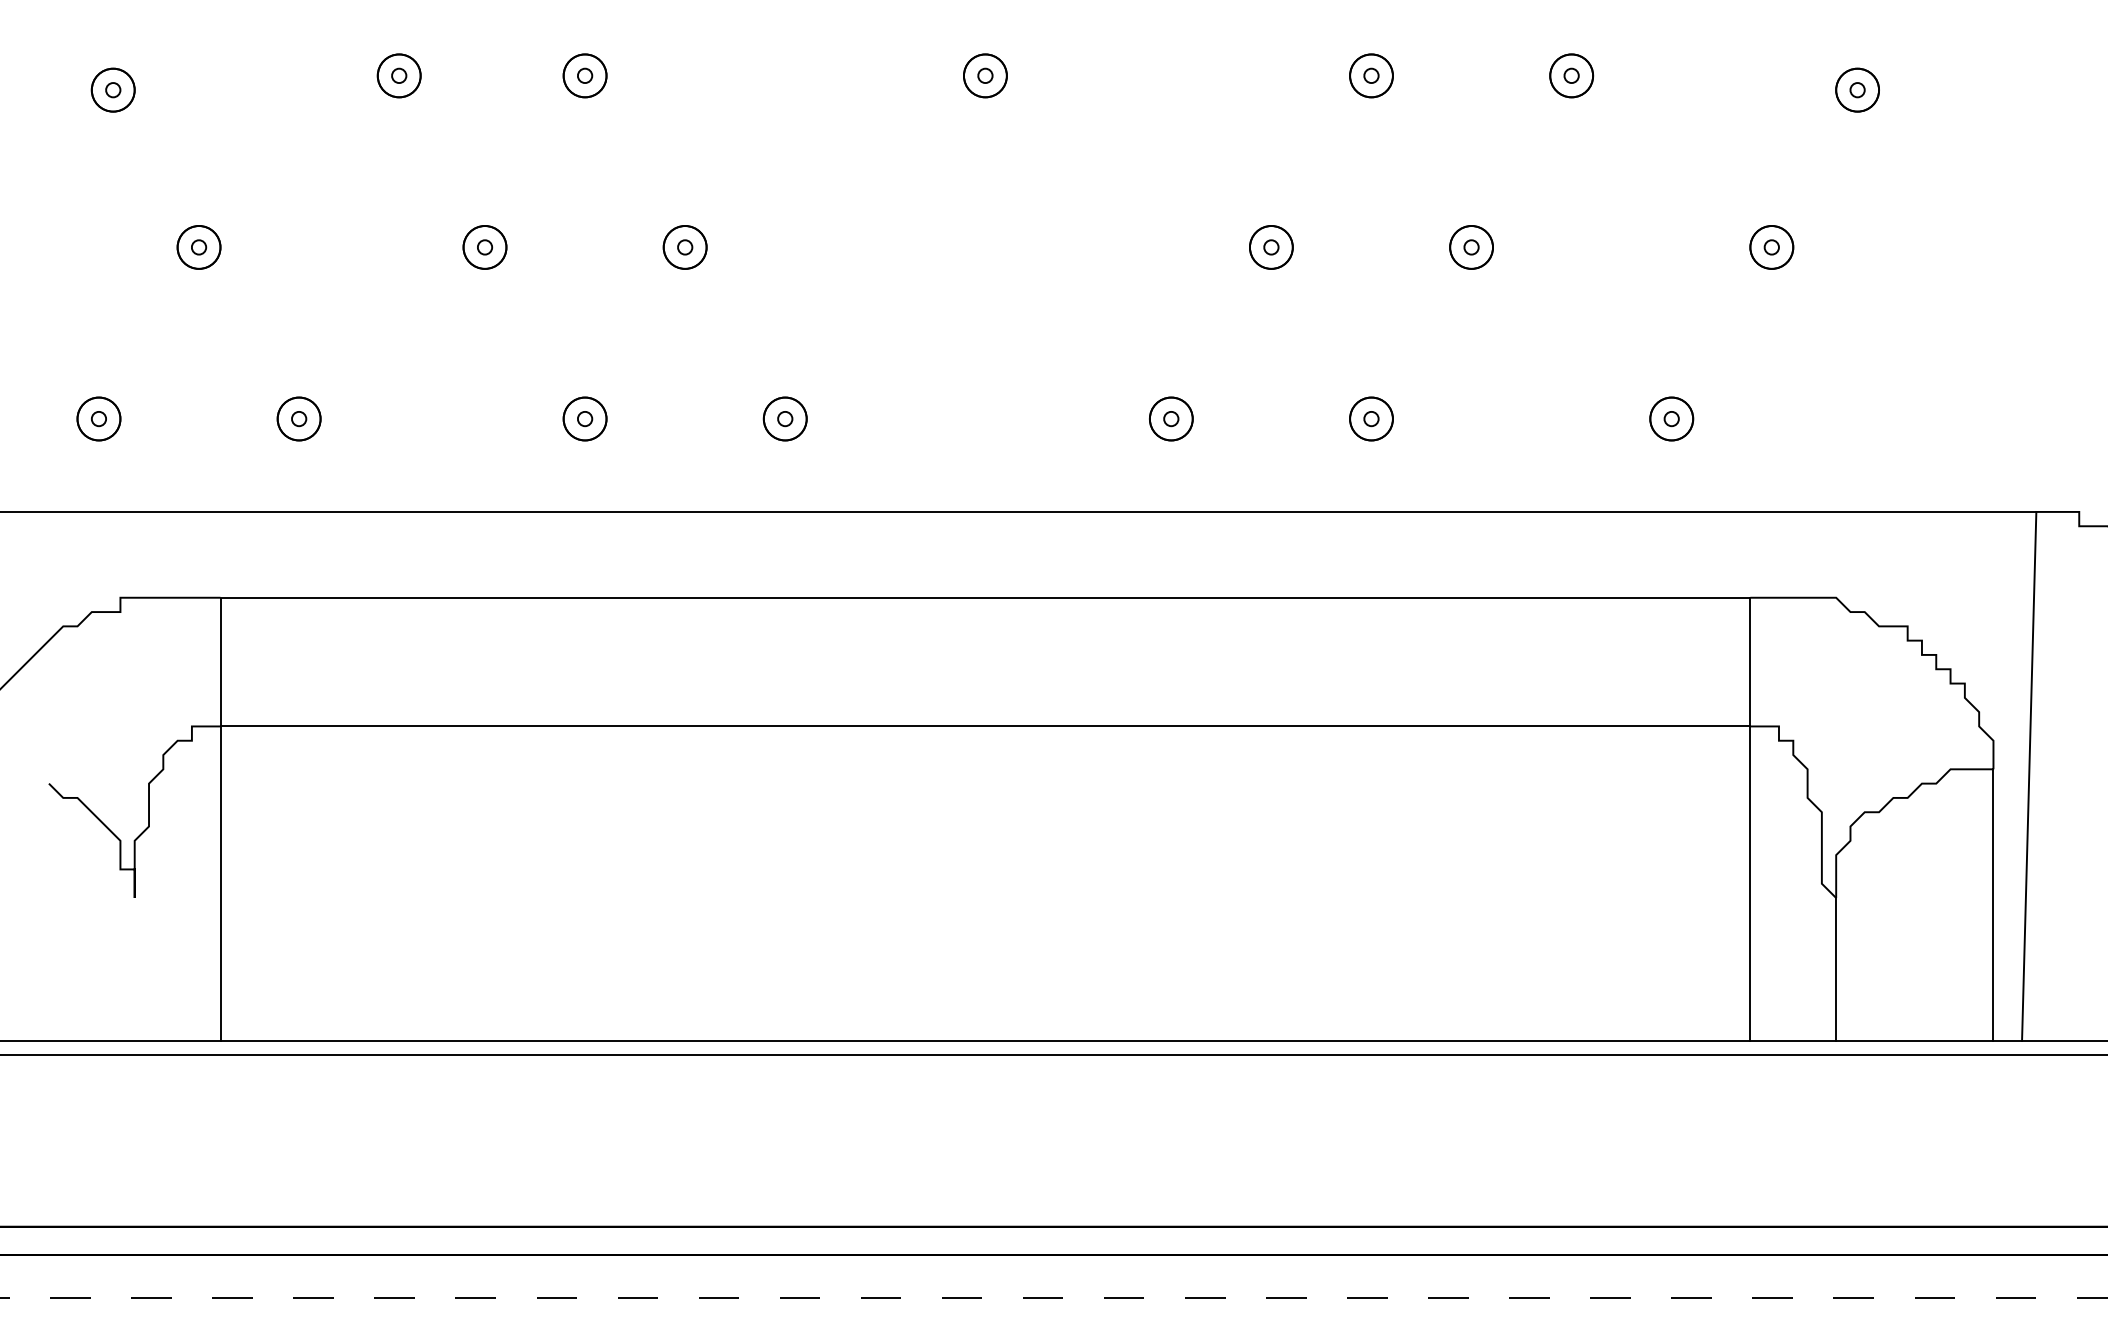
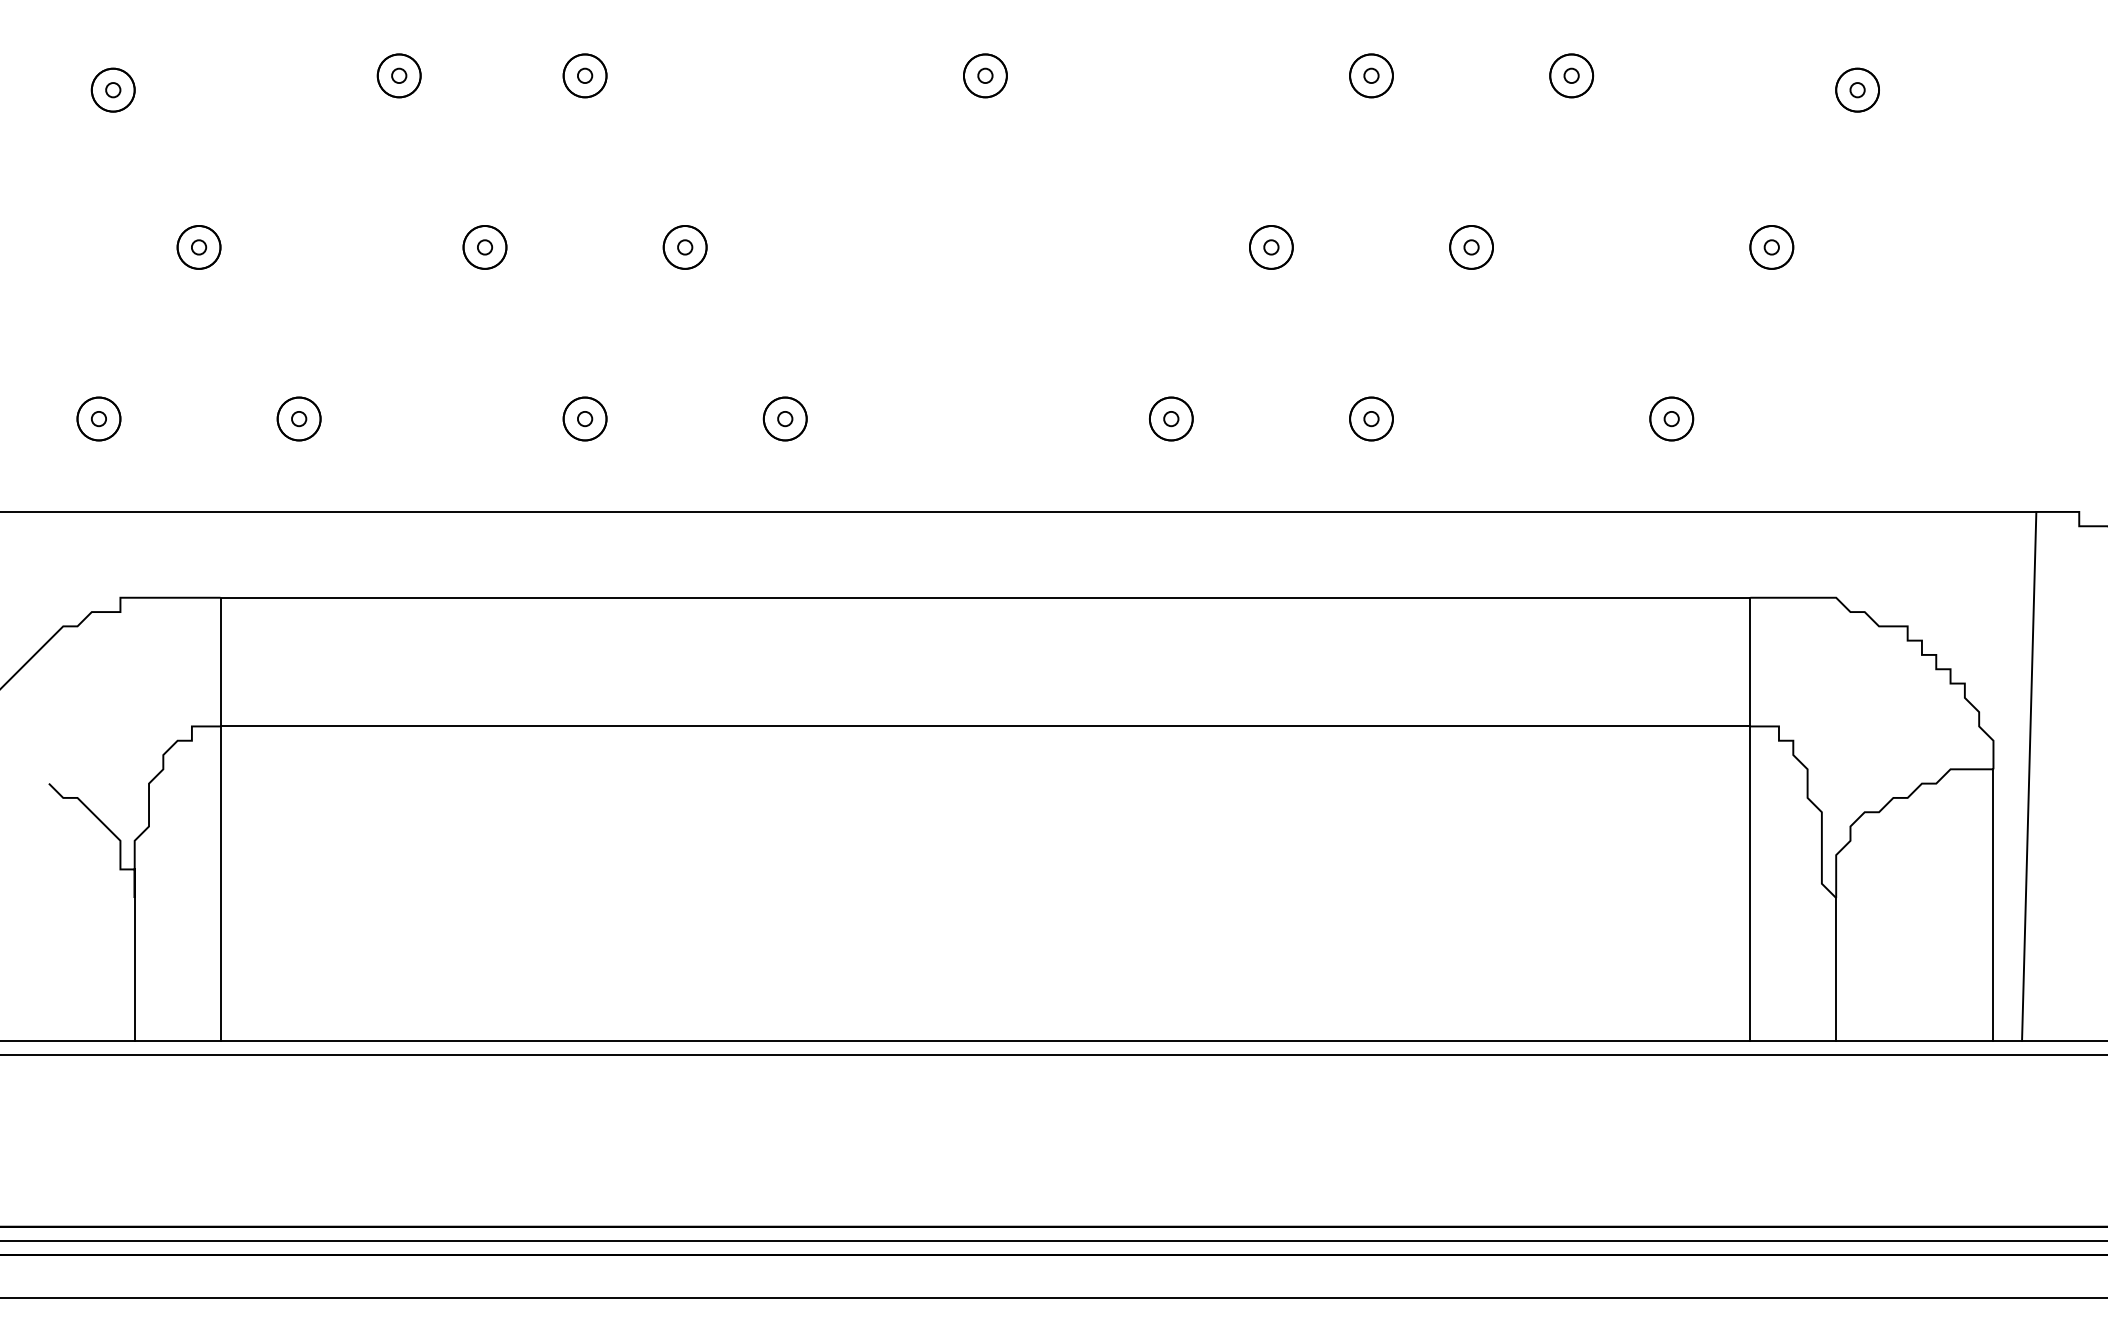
line: none -> present (134, 969)
line: none -> present (1053, 1241)
line: dashed -> solid (1053, 1298)
